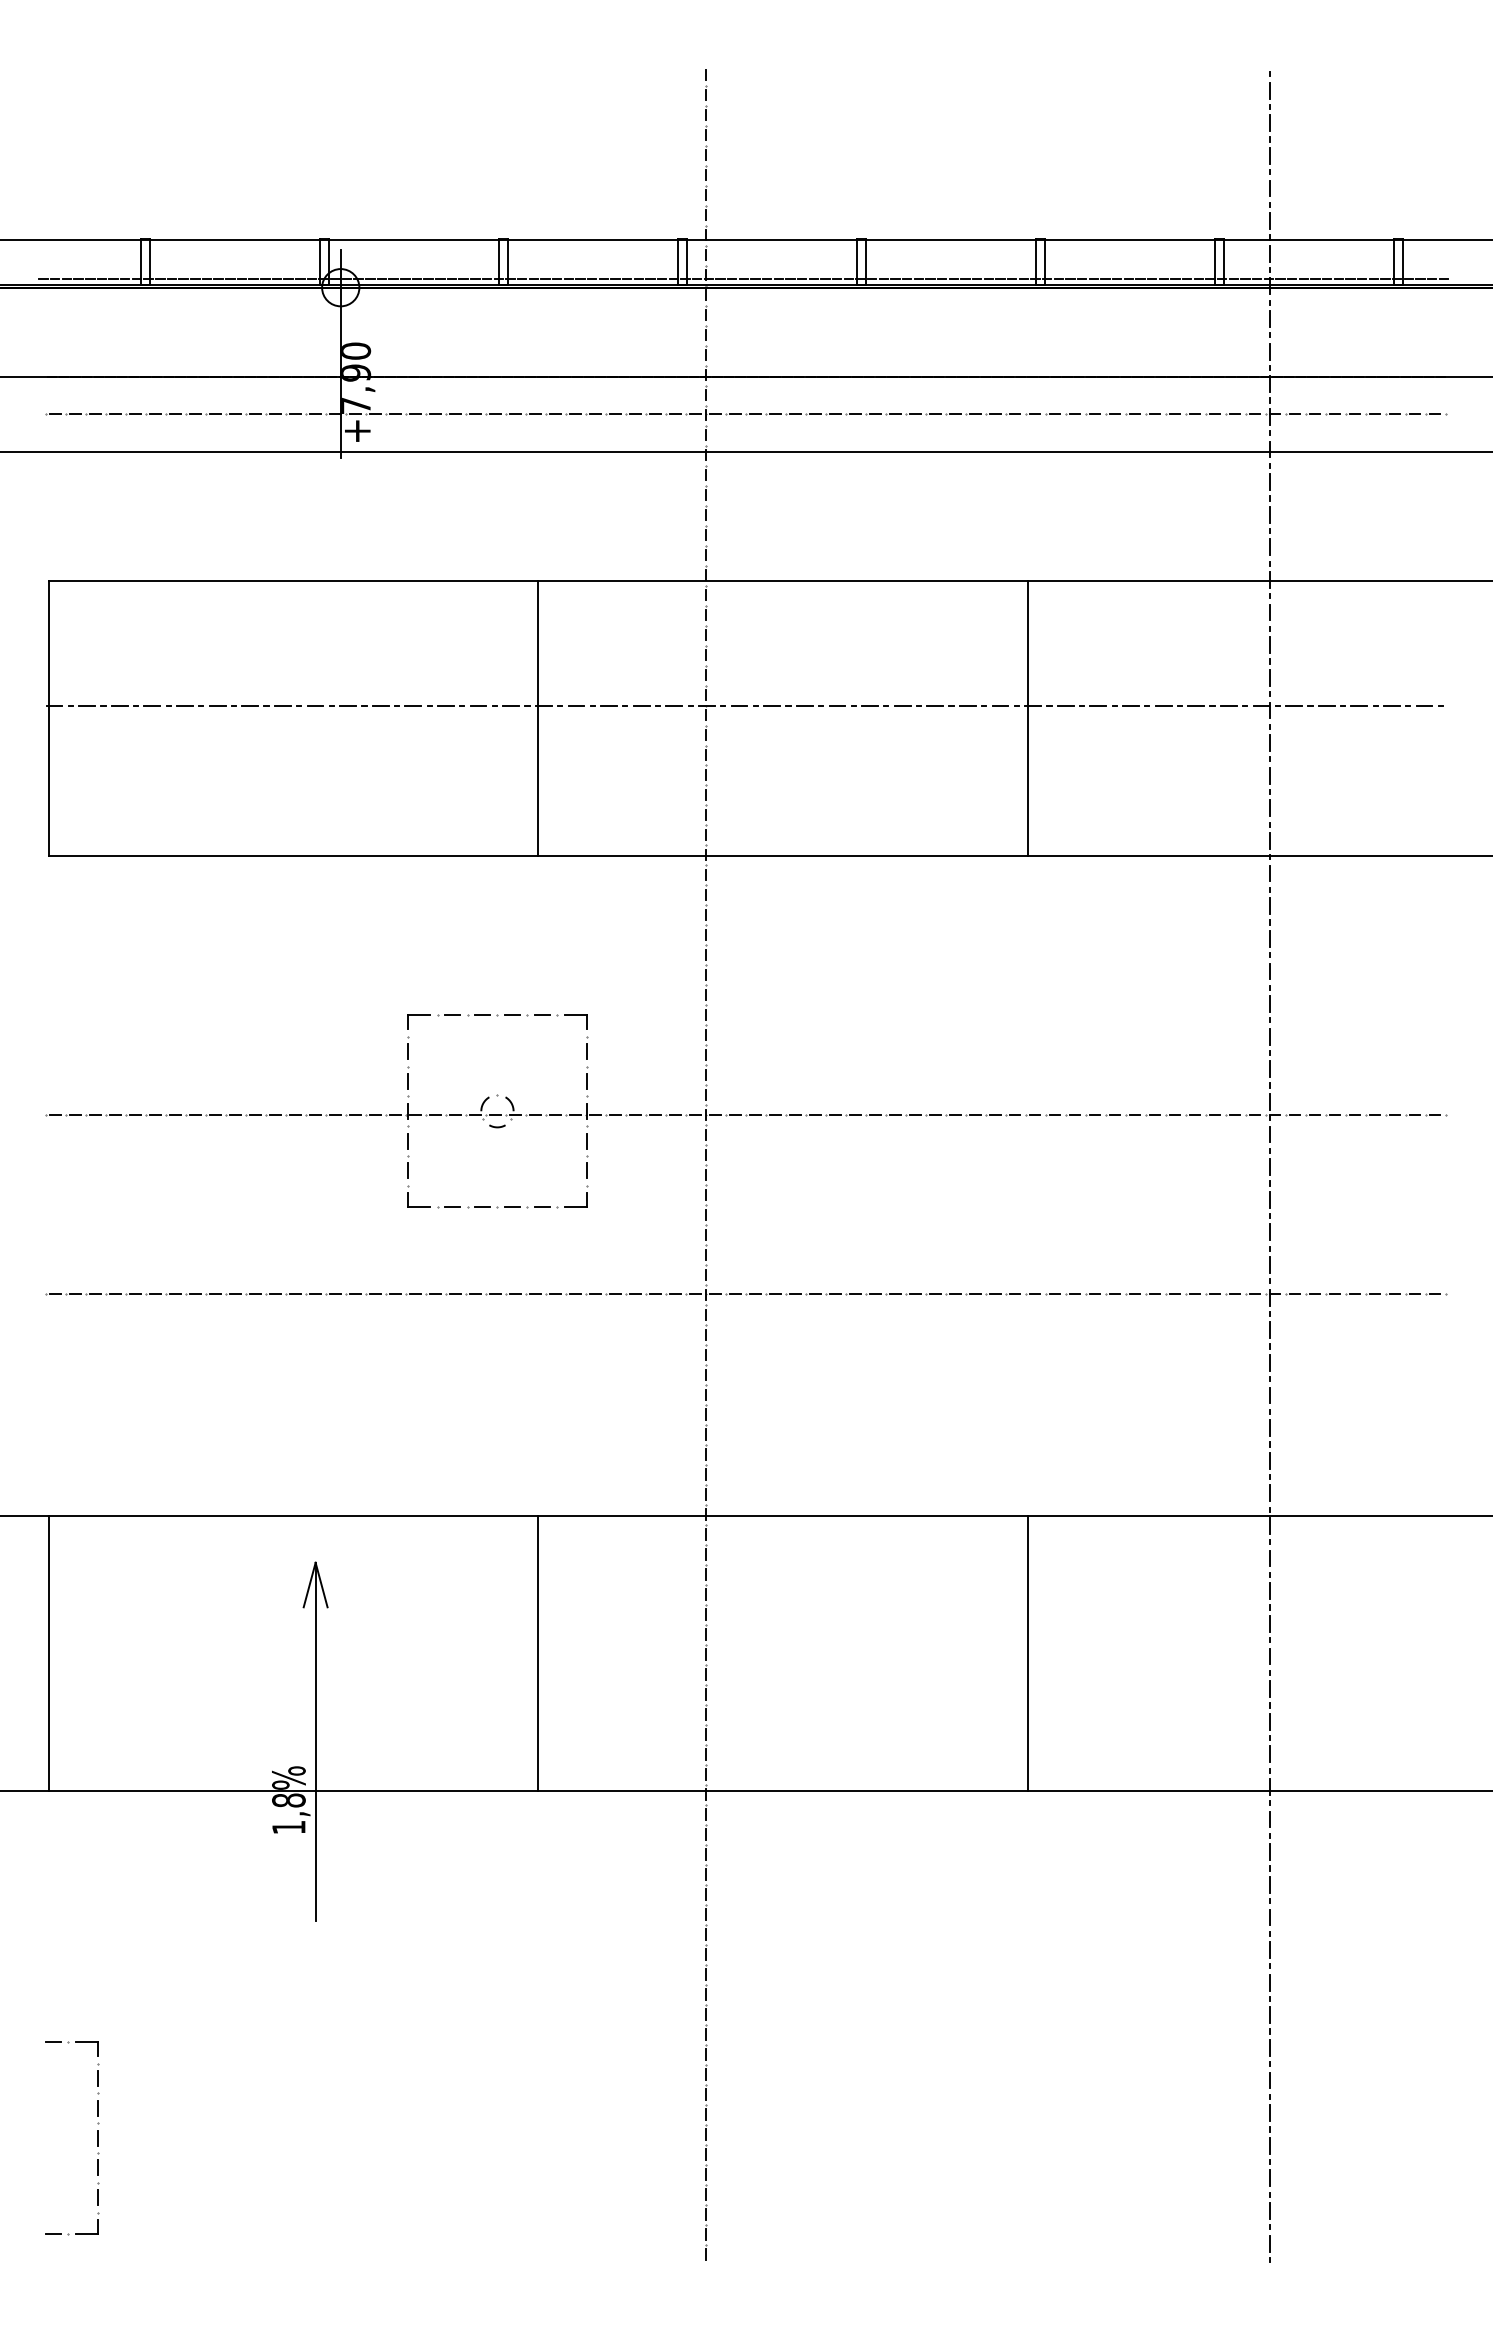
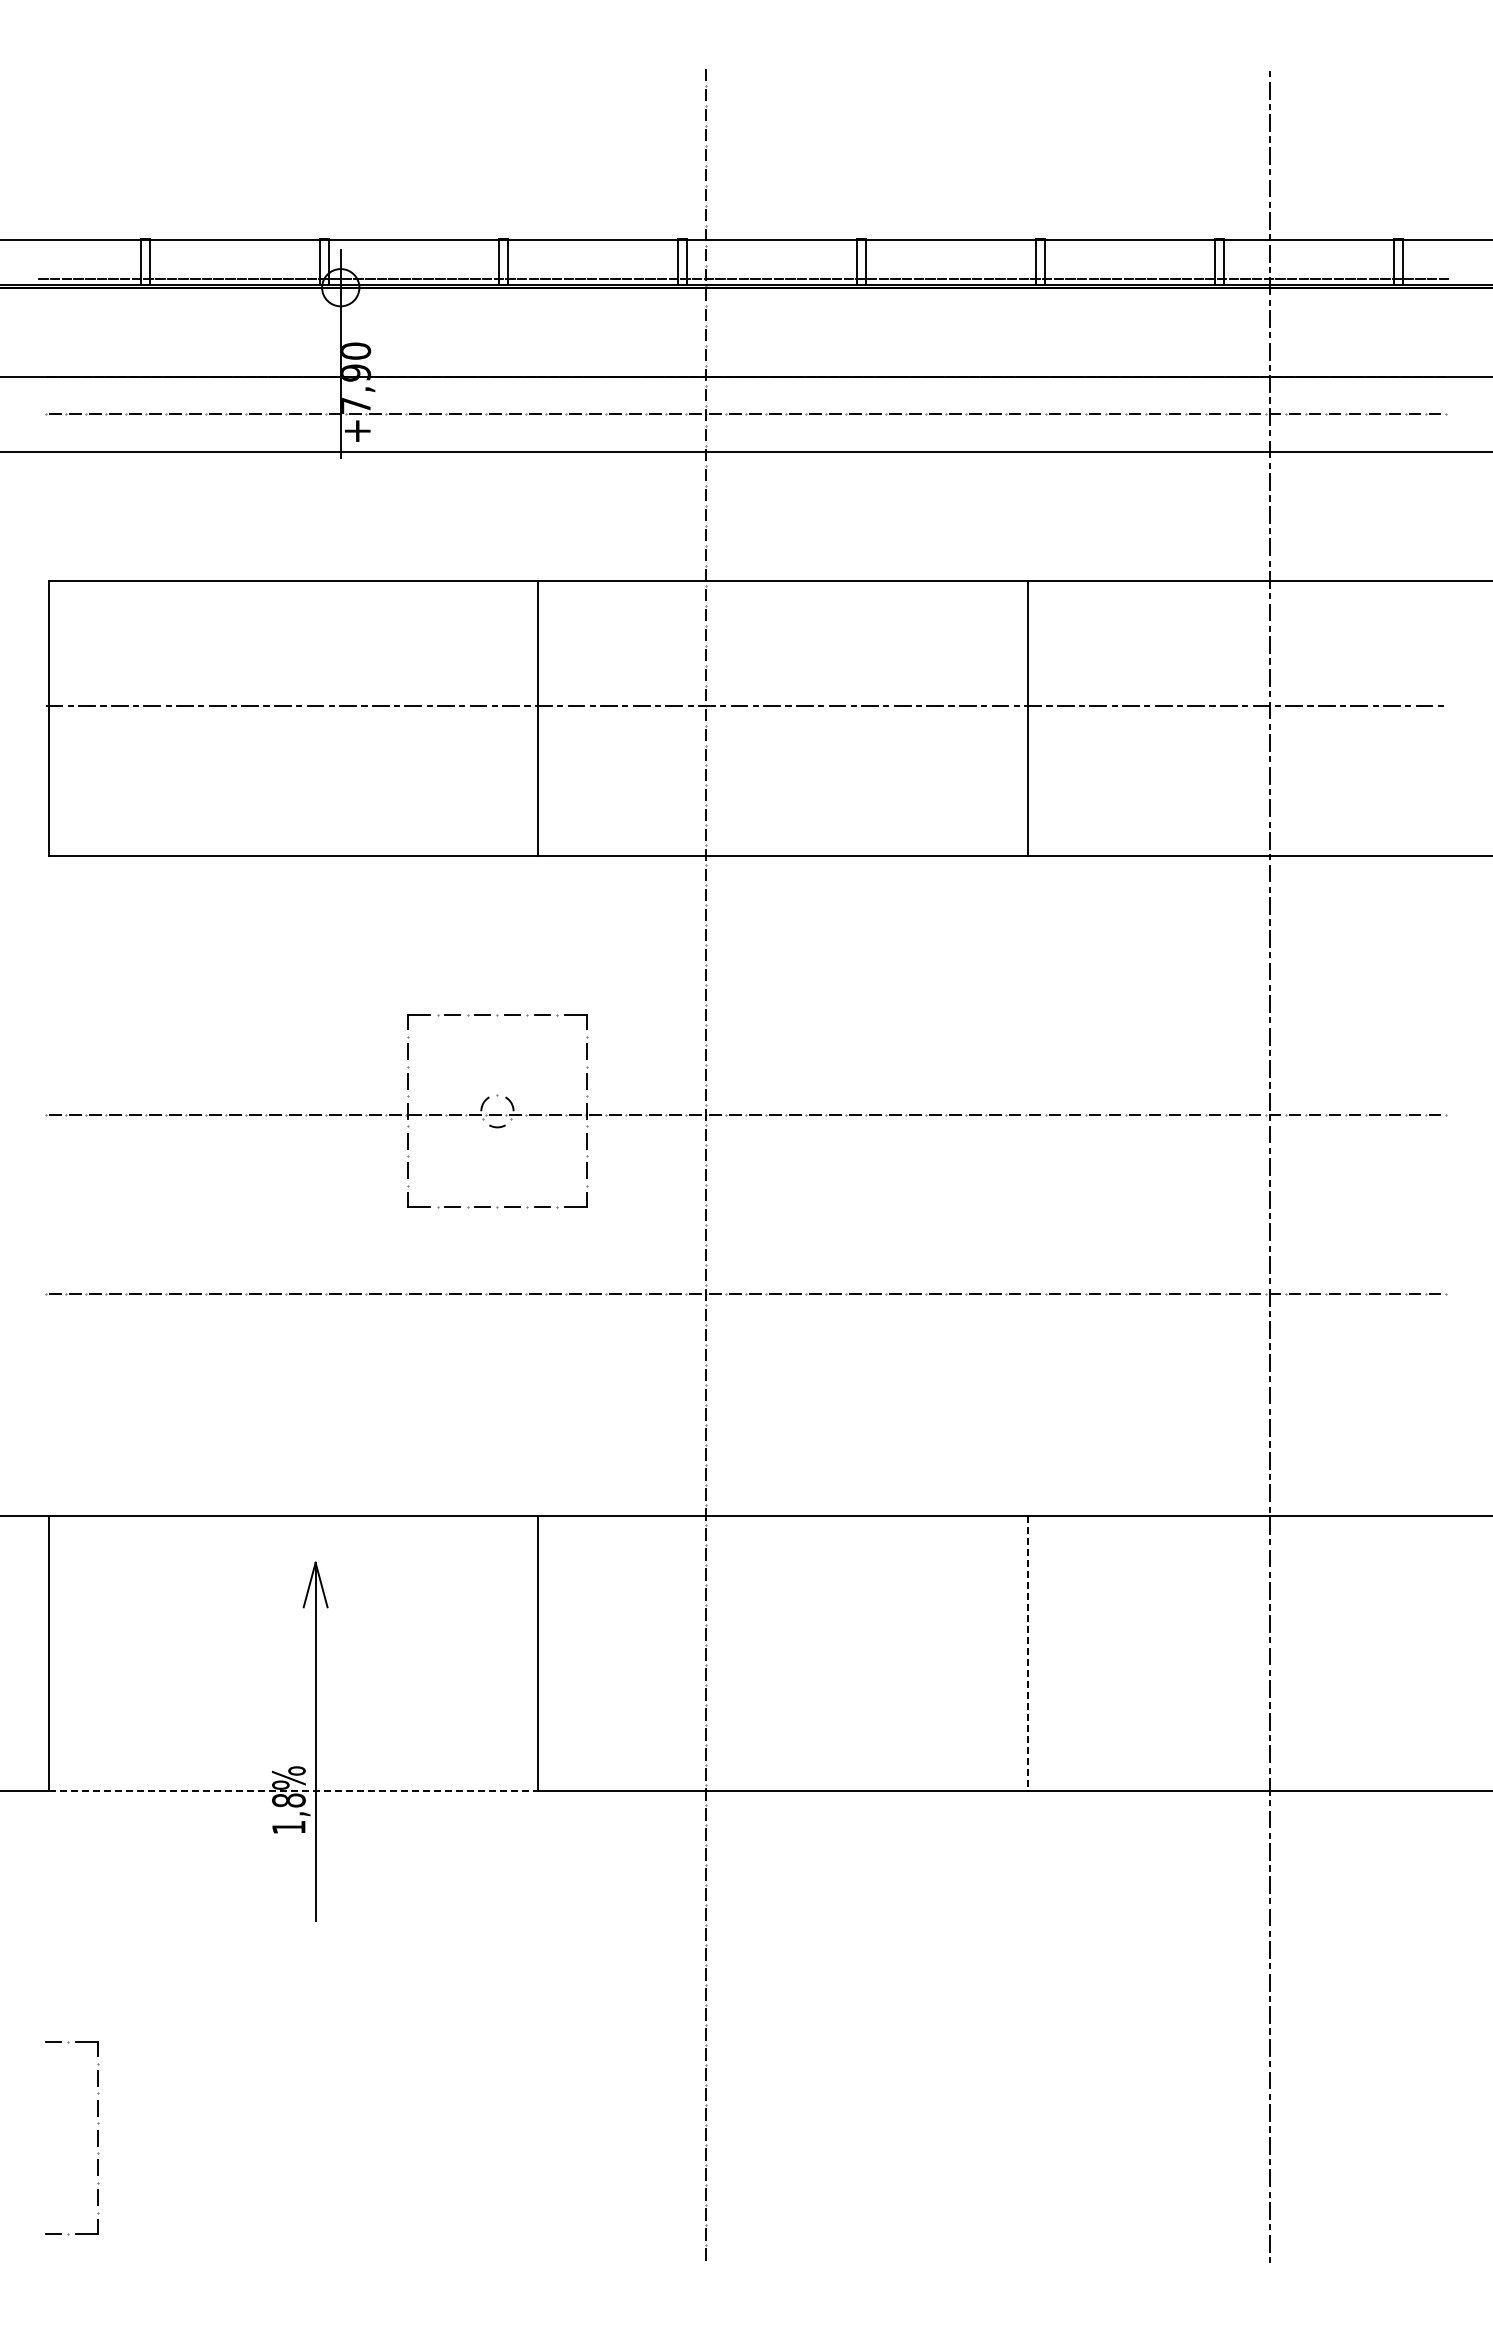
line: solid -> dashed (1027, 1653)
line: solid -> dashed (293, 1790)
